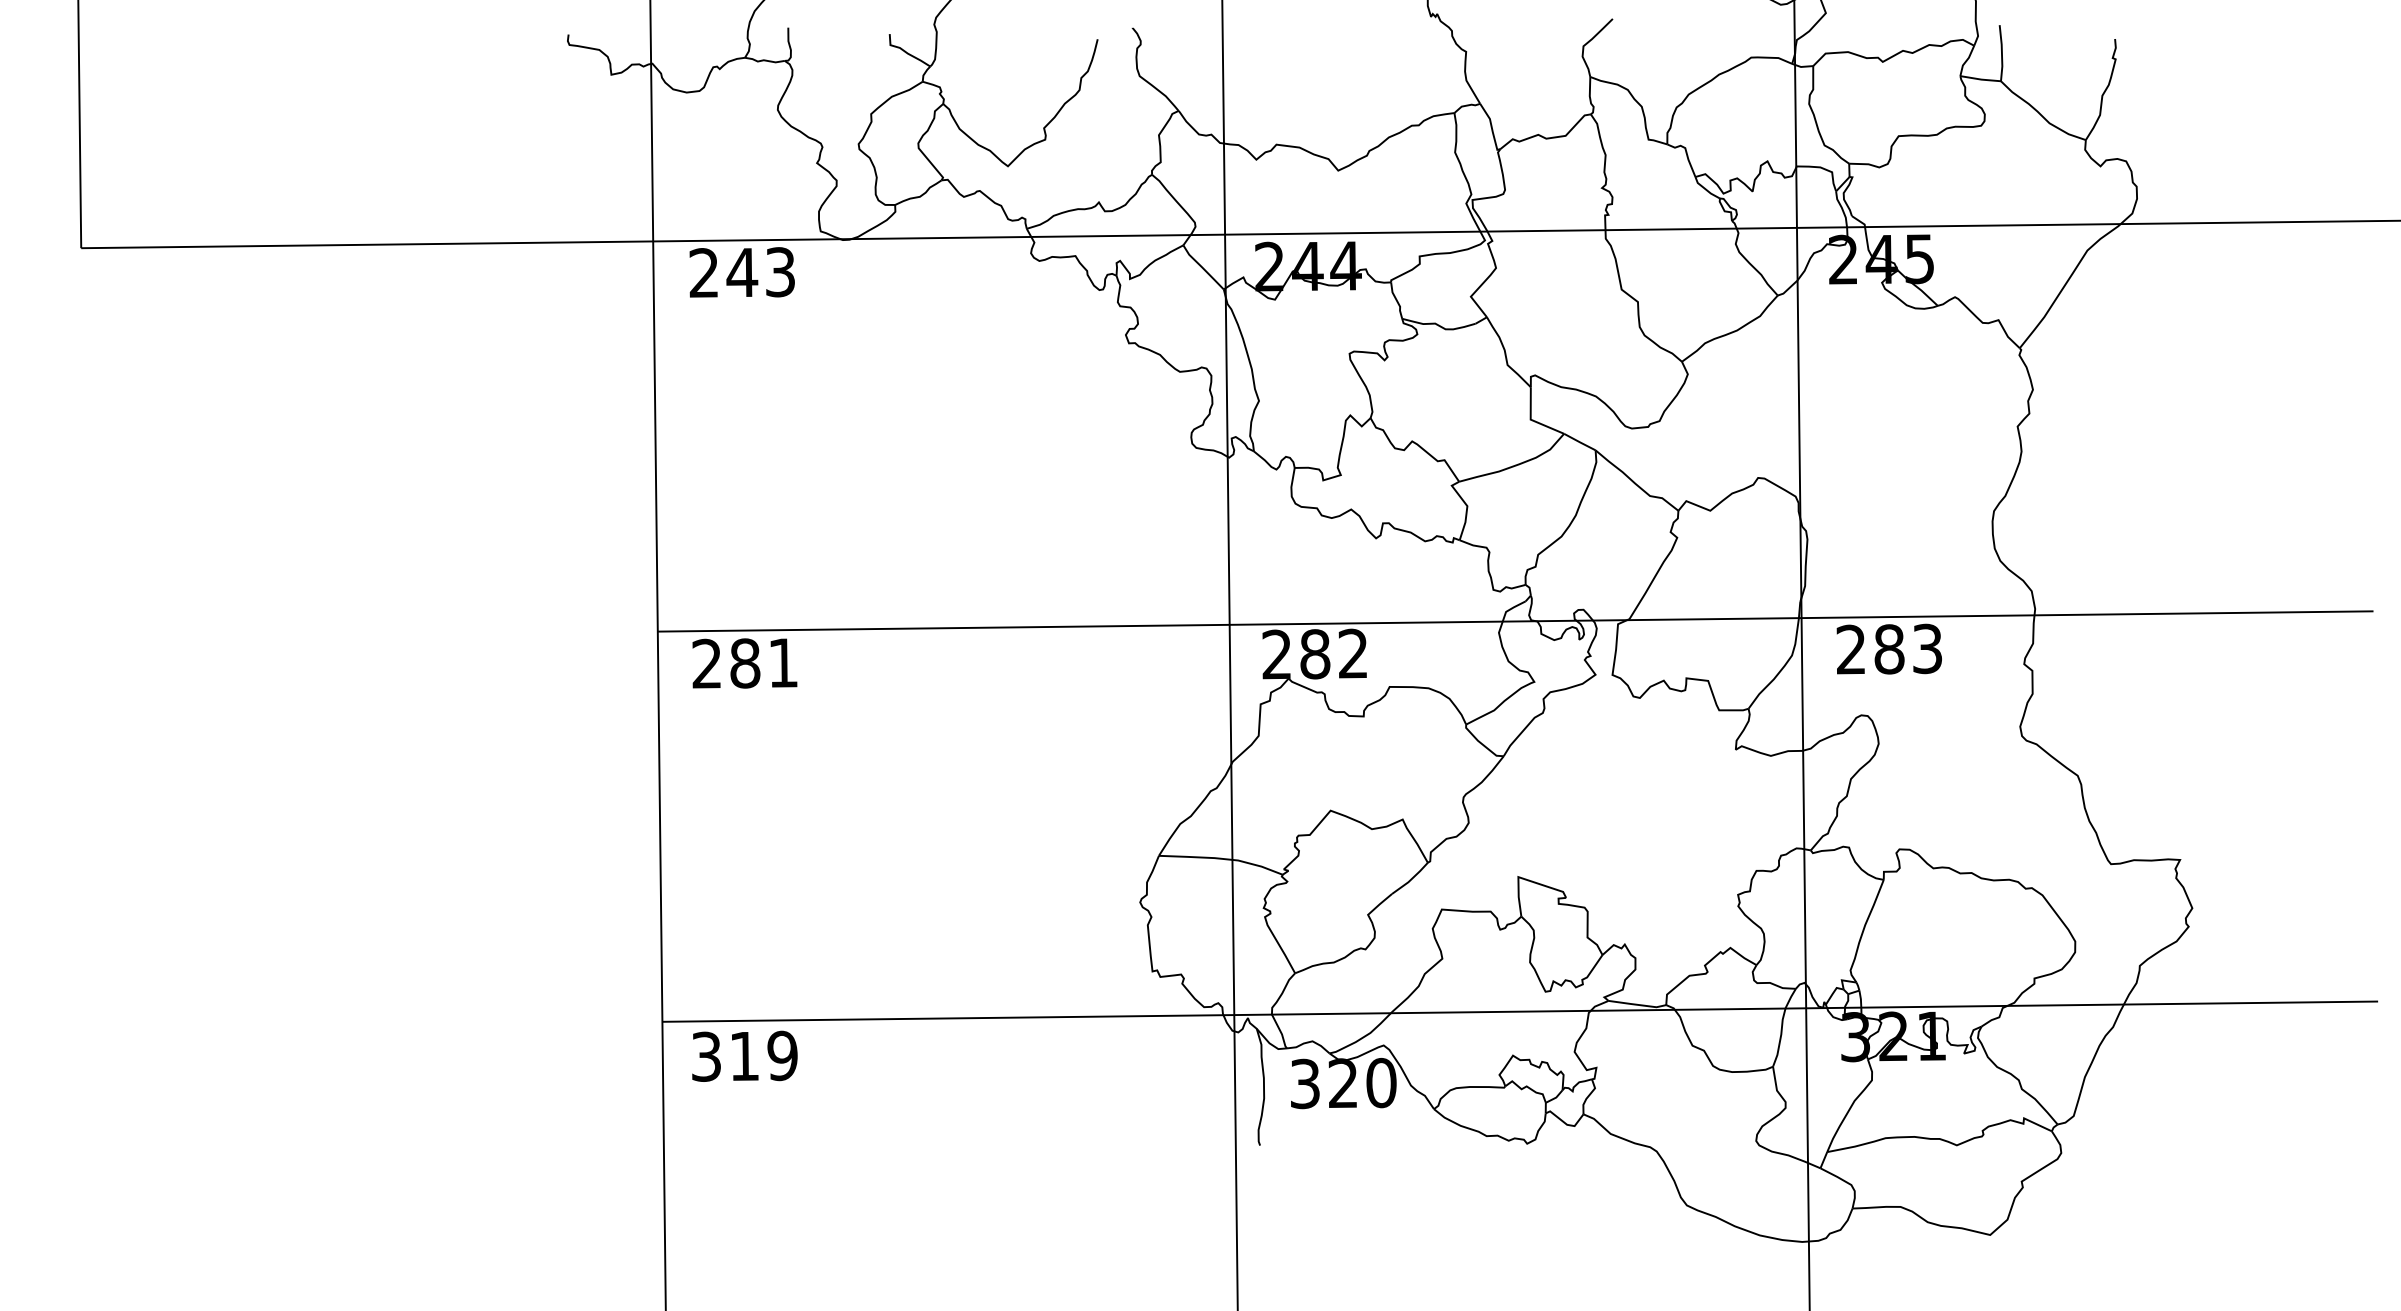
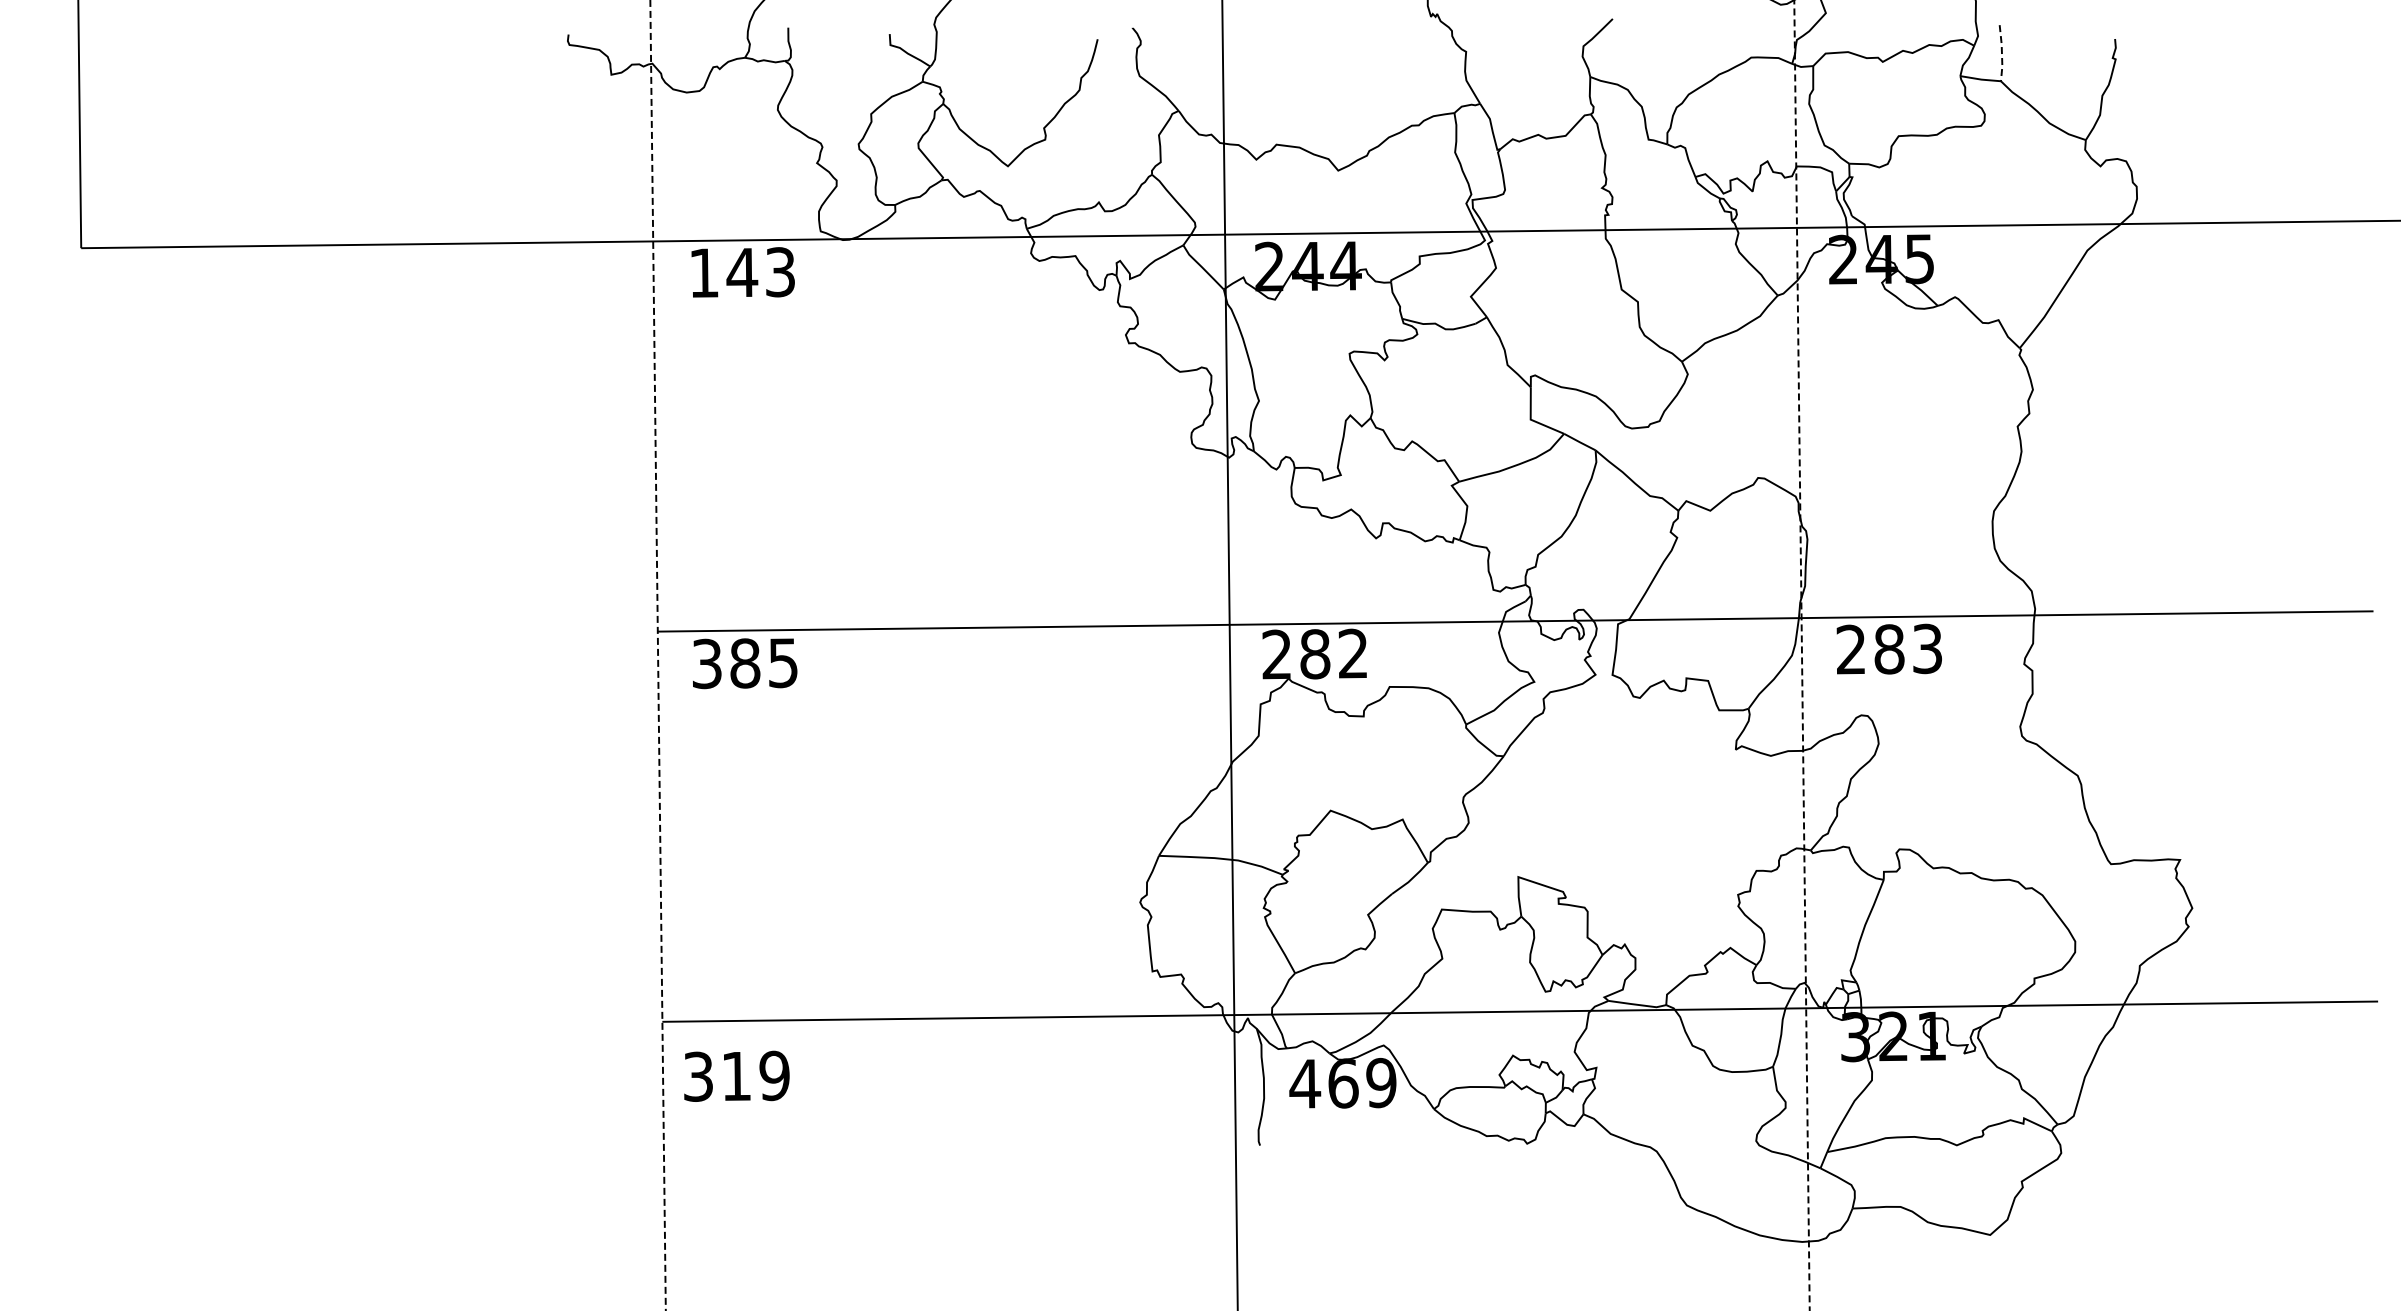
line: solid -> dashed (2001, 53)
text: 243 -> 143 (703, 272)
line: solid -> dashed (658, 655)
line: solid -> dashed (1802, 655)
text: 281 -> 385 (744, 663)
text position: (744, 1055) -> (736, 1075) (736, 1075)
text: 320 -> 469 (1342, 1083)
